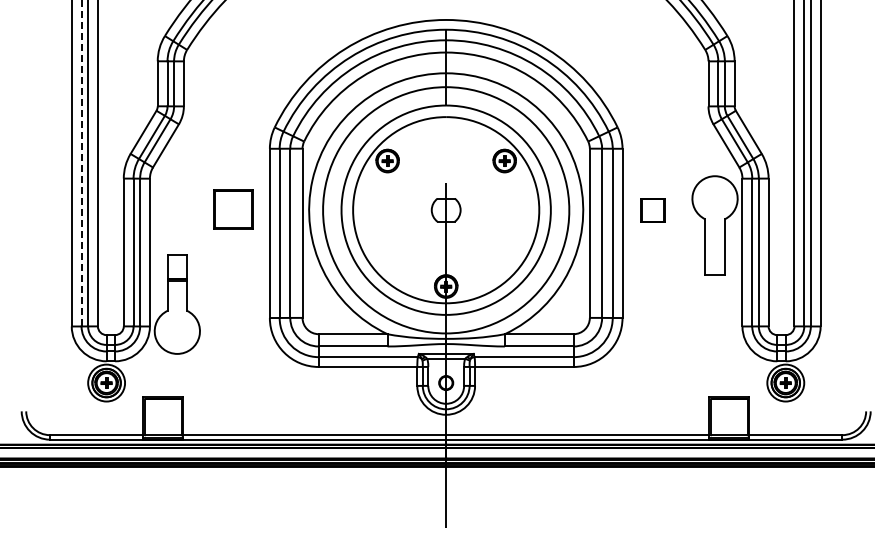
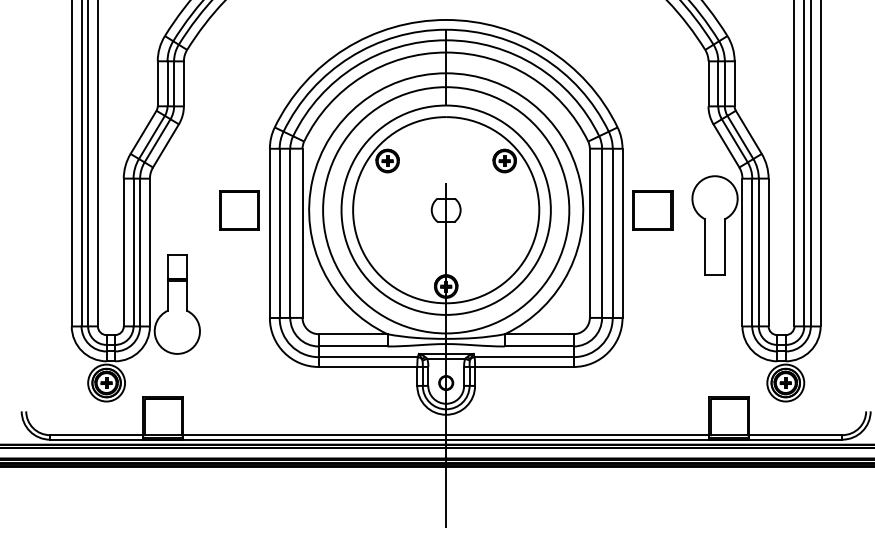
line: dashed -> solid (81, 163)
part position: (233, 209) -> (239, 210) (239, 210)
part size: 26x25 px -> 42x41 px (652, 210)
